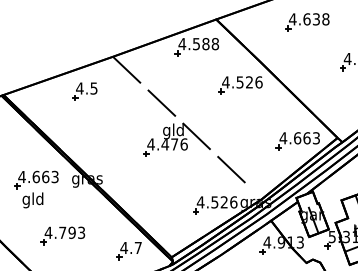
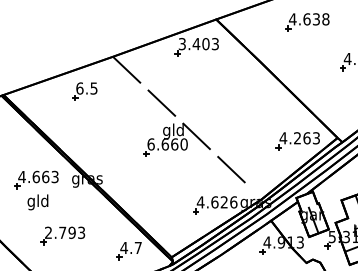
text: 4.588 -> 3.403 (198, 44)
part: present -> none (240, 85)
text: 4.5 -> 6.5 (79, 88)
text: 4.663 -> 4.263 (297, 138)
text: 4.476 -> 6.660 (167, 144)
text position: (32, 200) -> (37, 202) (37, 202)
text: 4.526 -> 4.626 (214, 202)
text: 4.793 -> 2.793 (48, 232)
